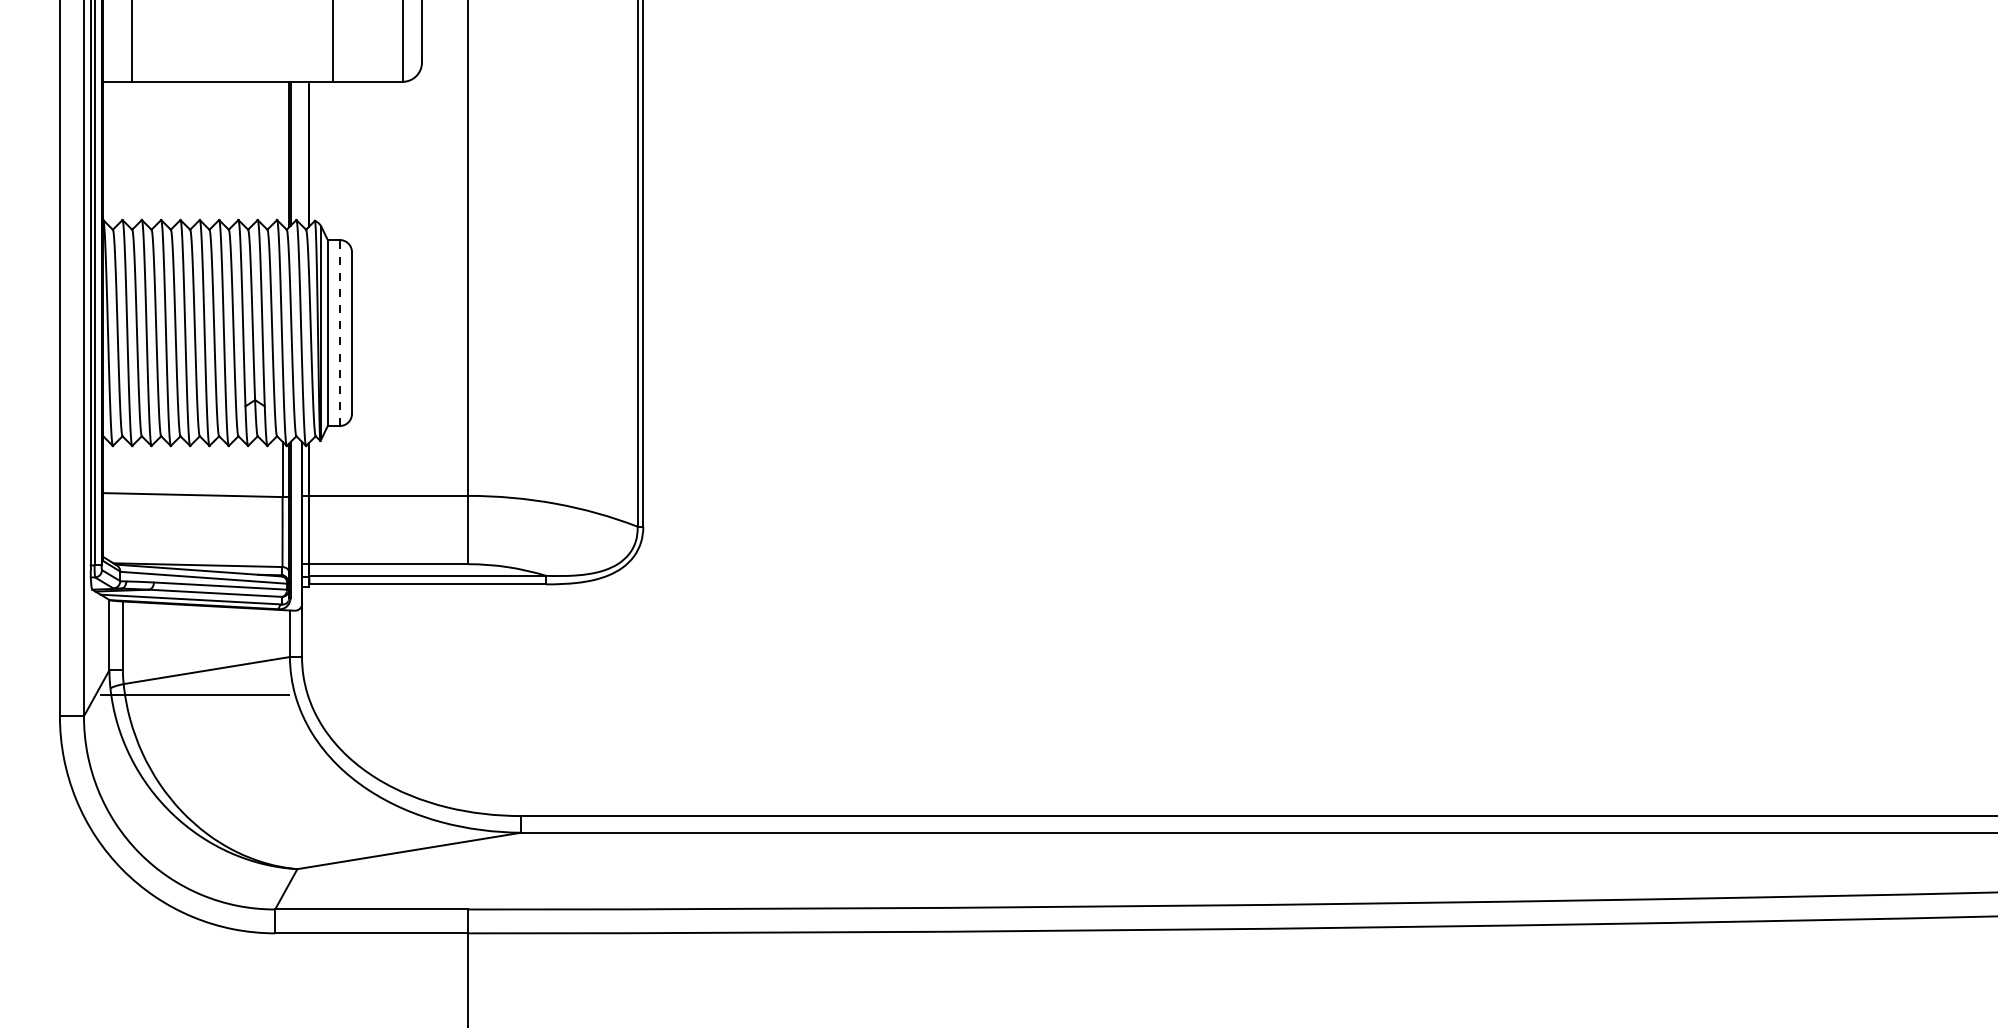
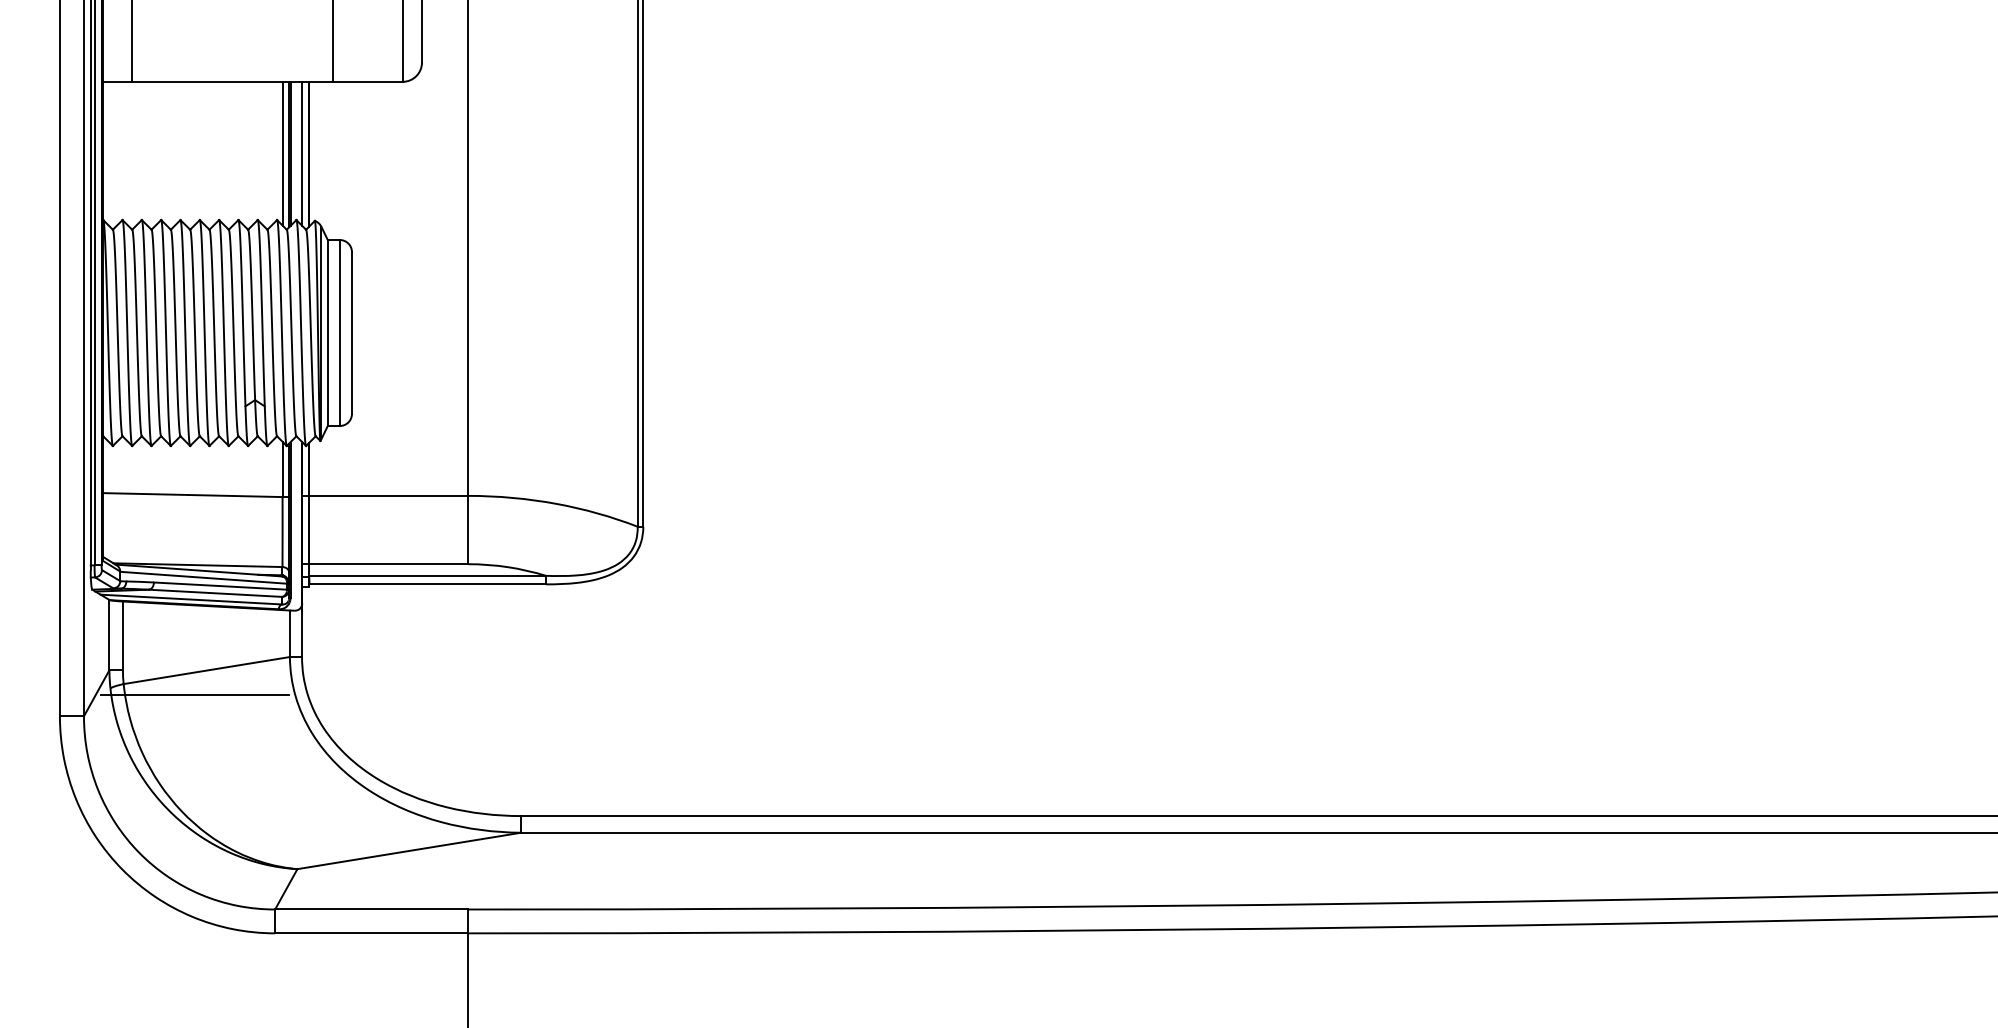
line: none -> present (282, 153)
line: none -> present (302, 153)
line: dashed -> solid (339, 333)
